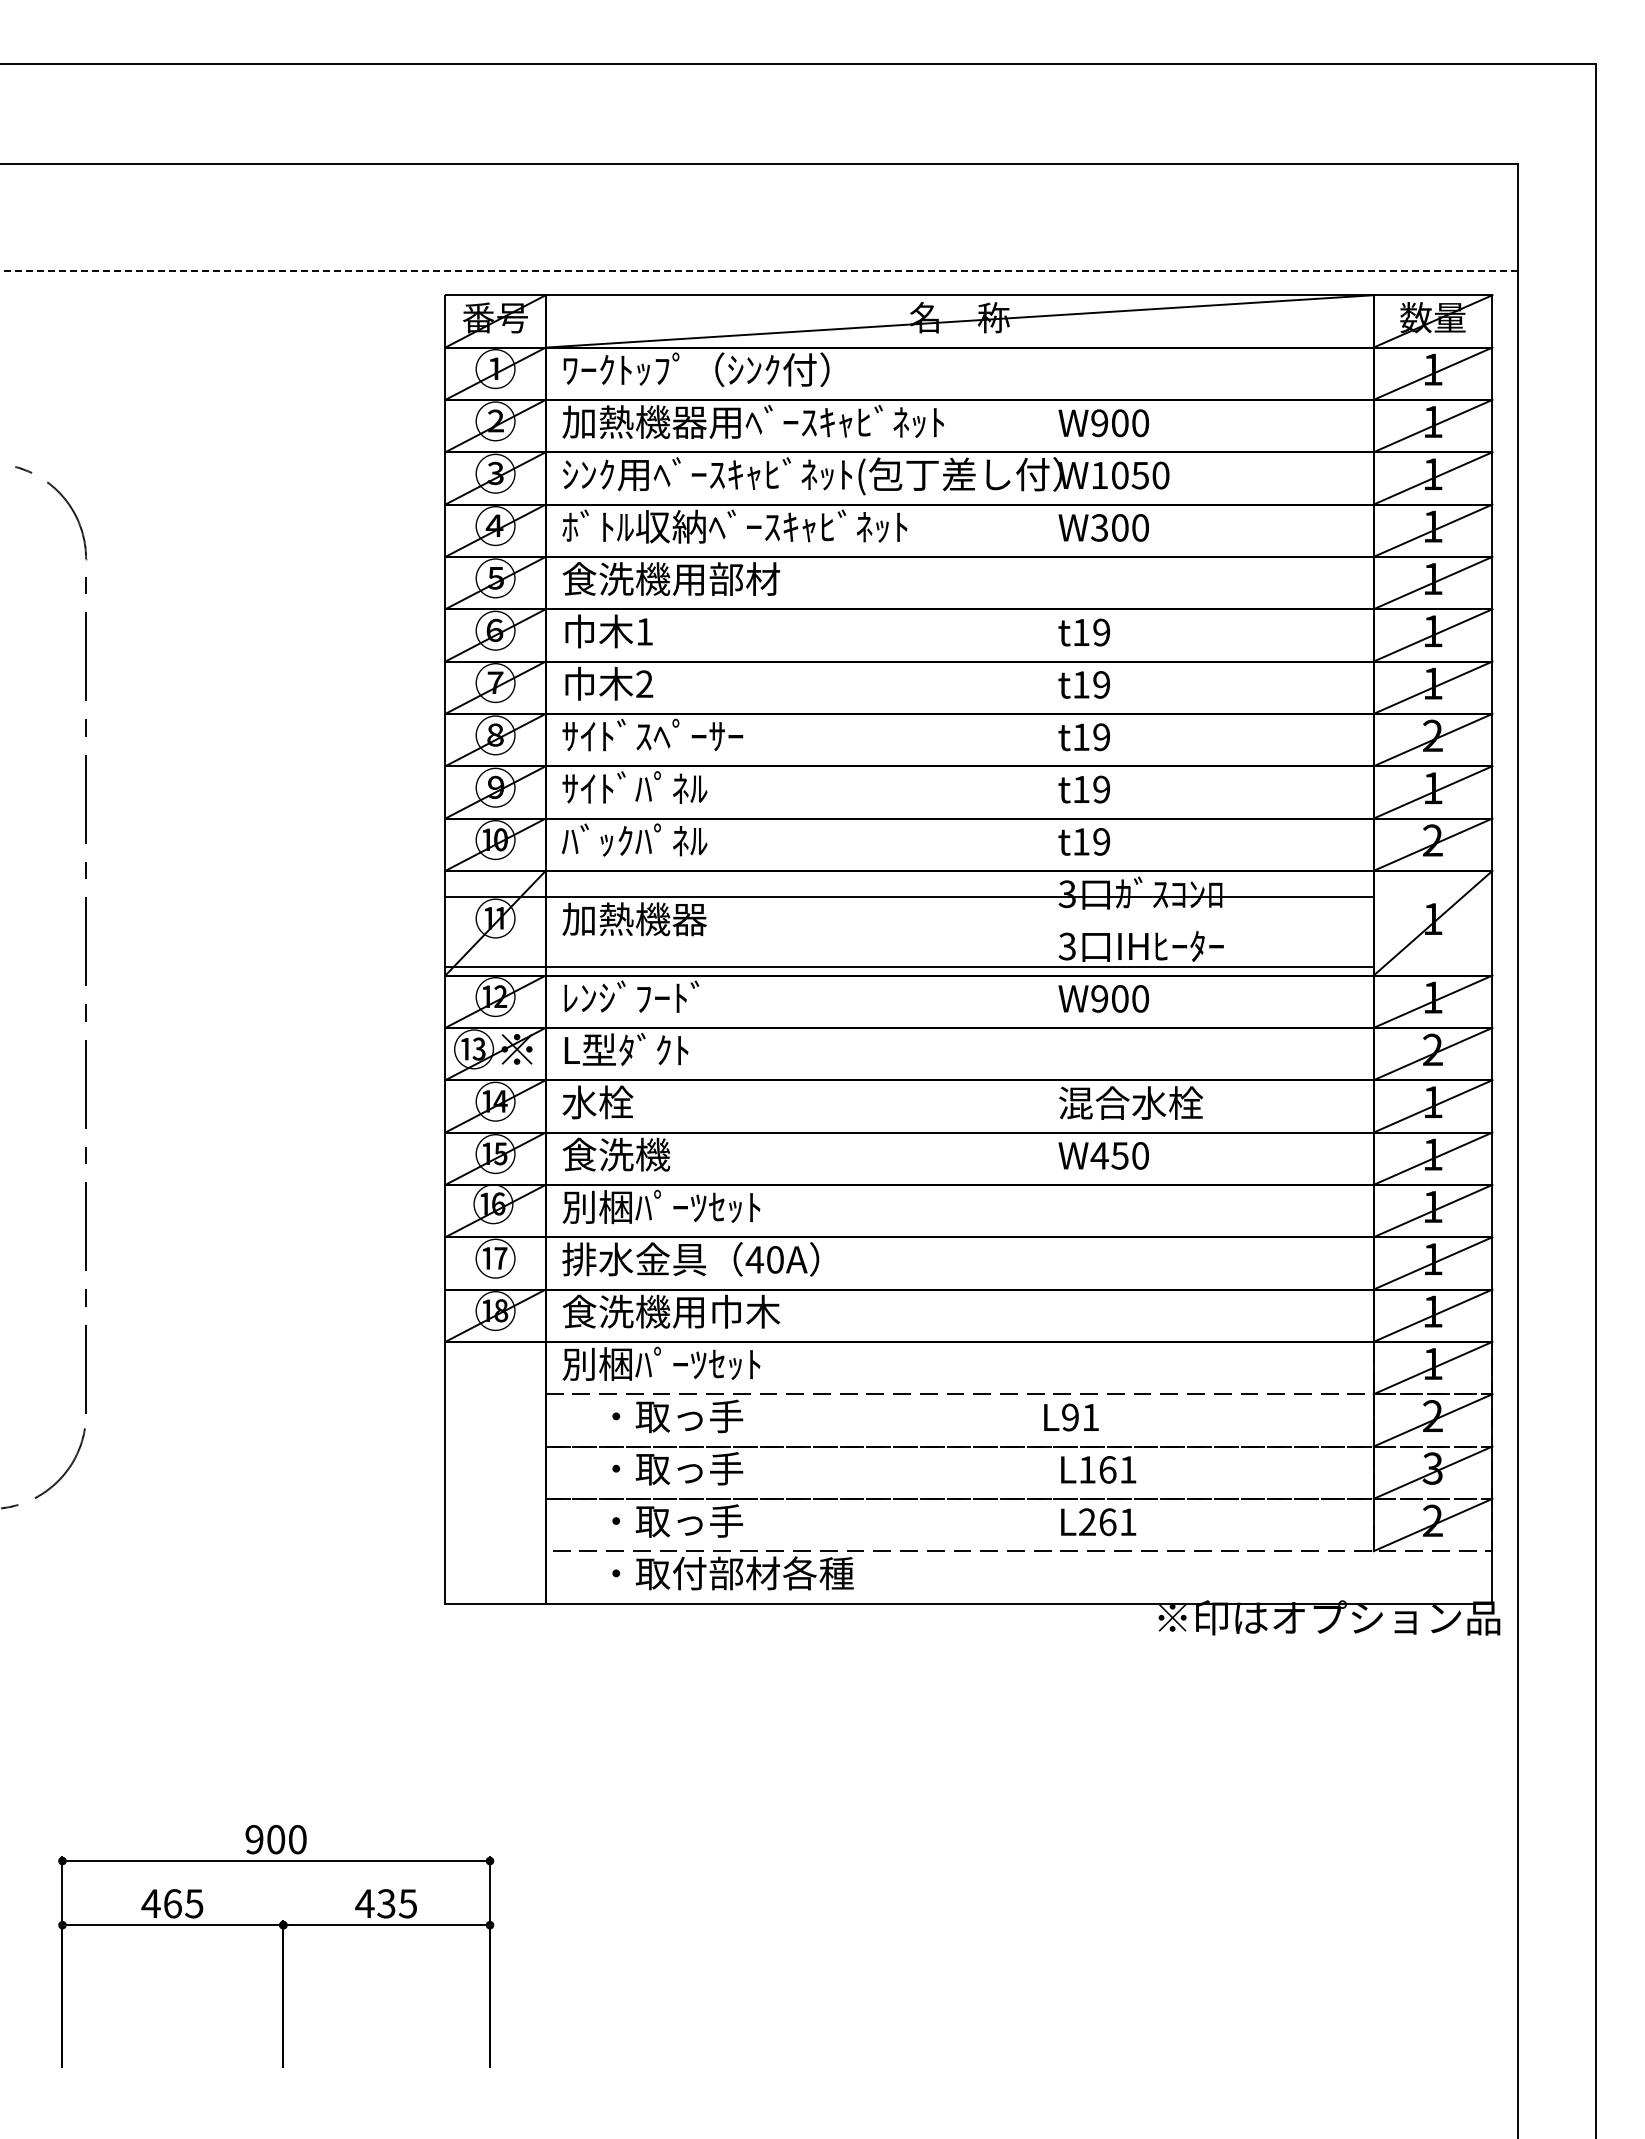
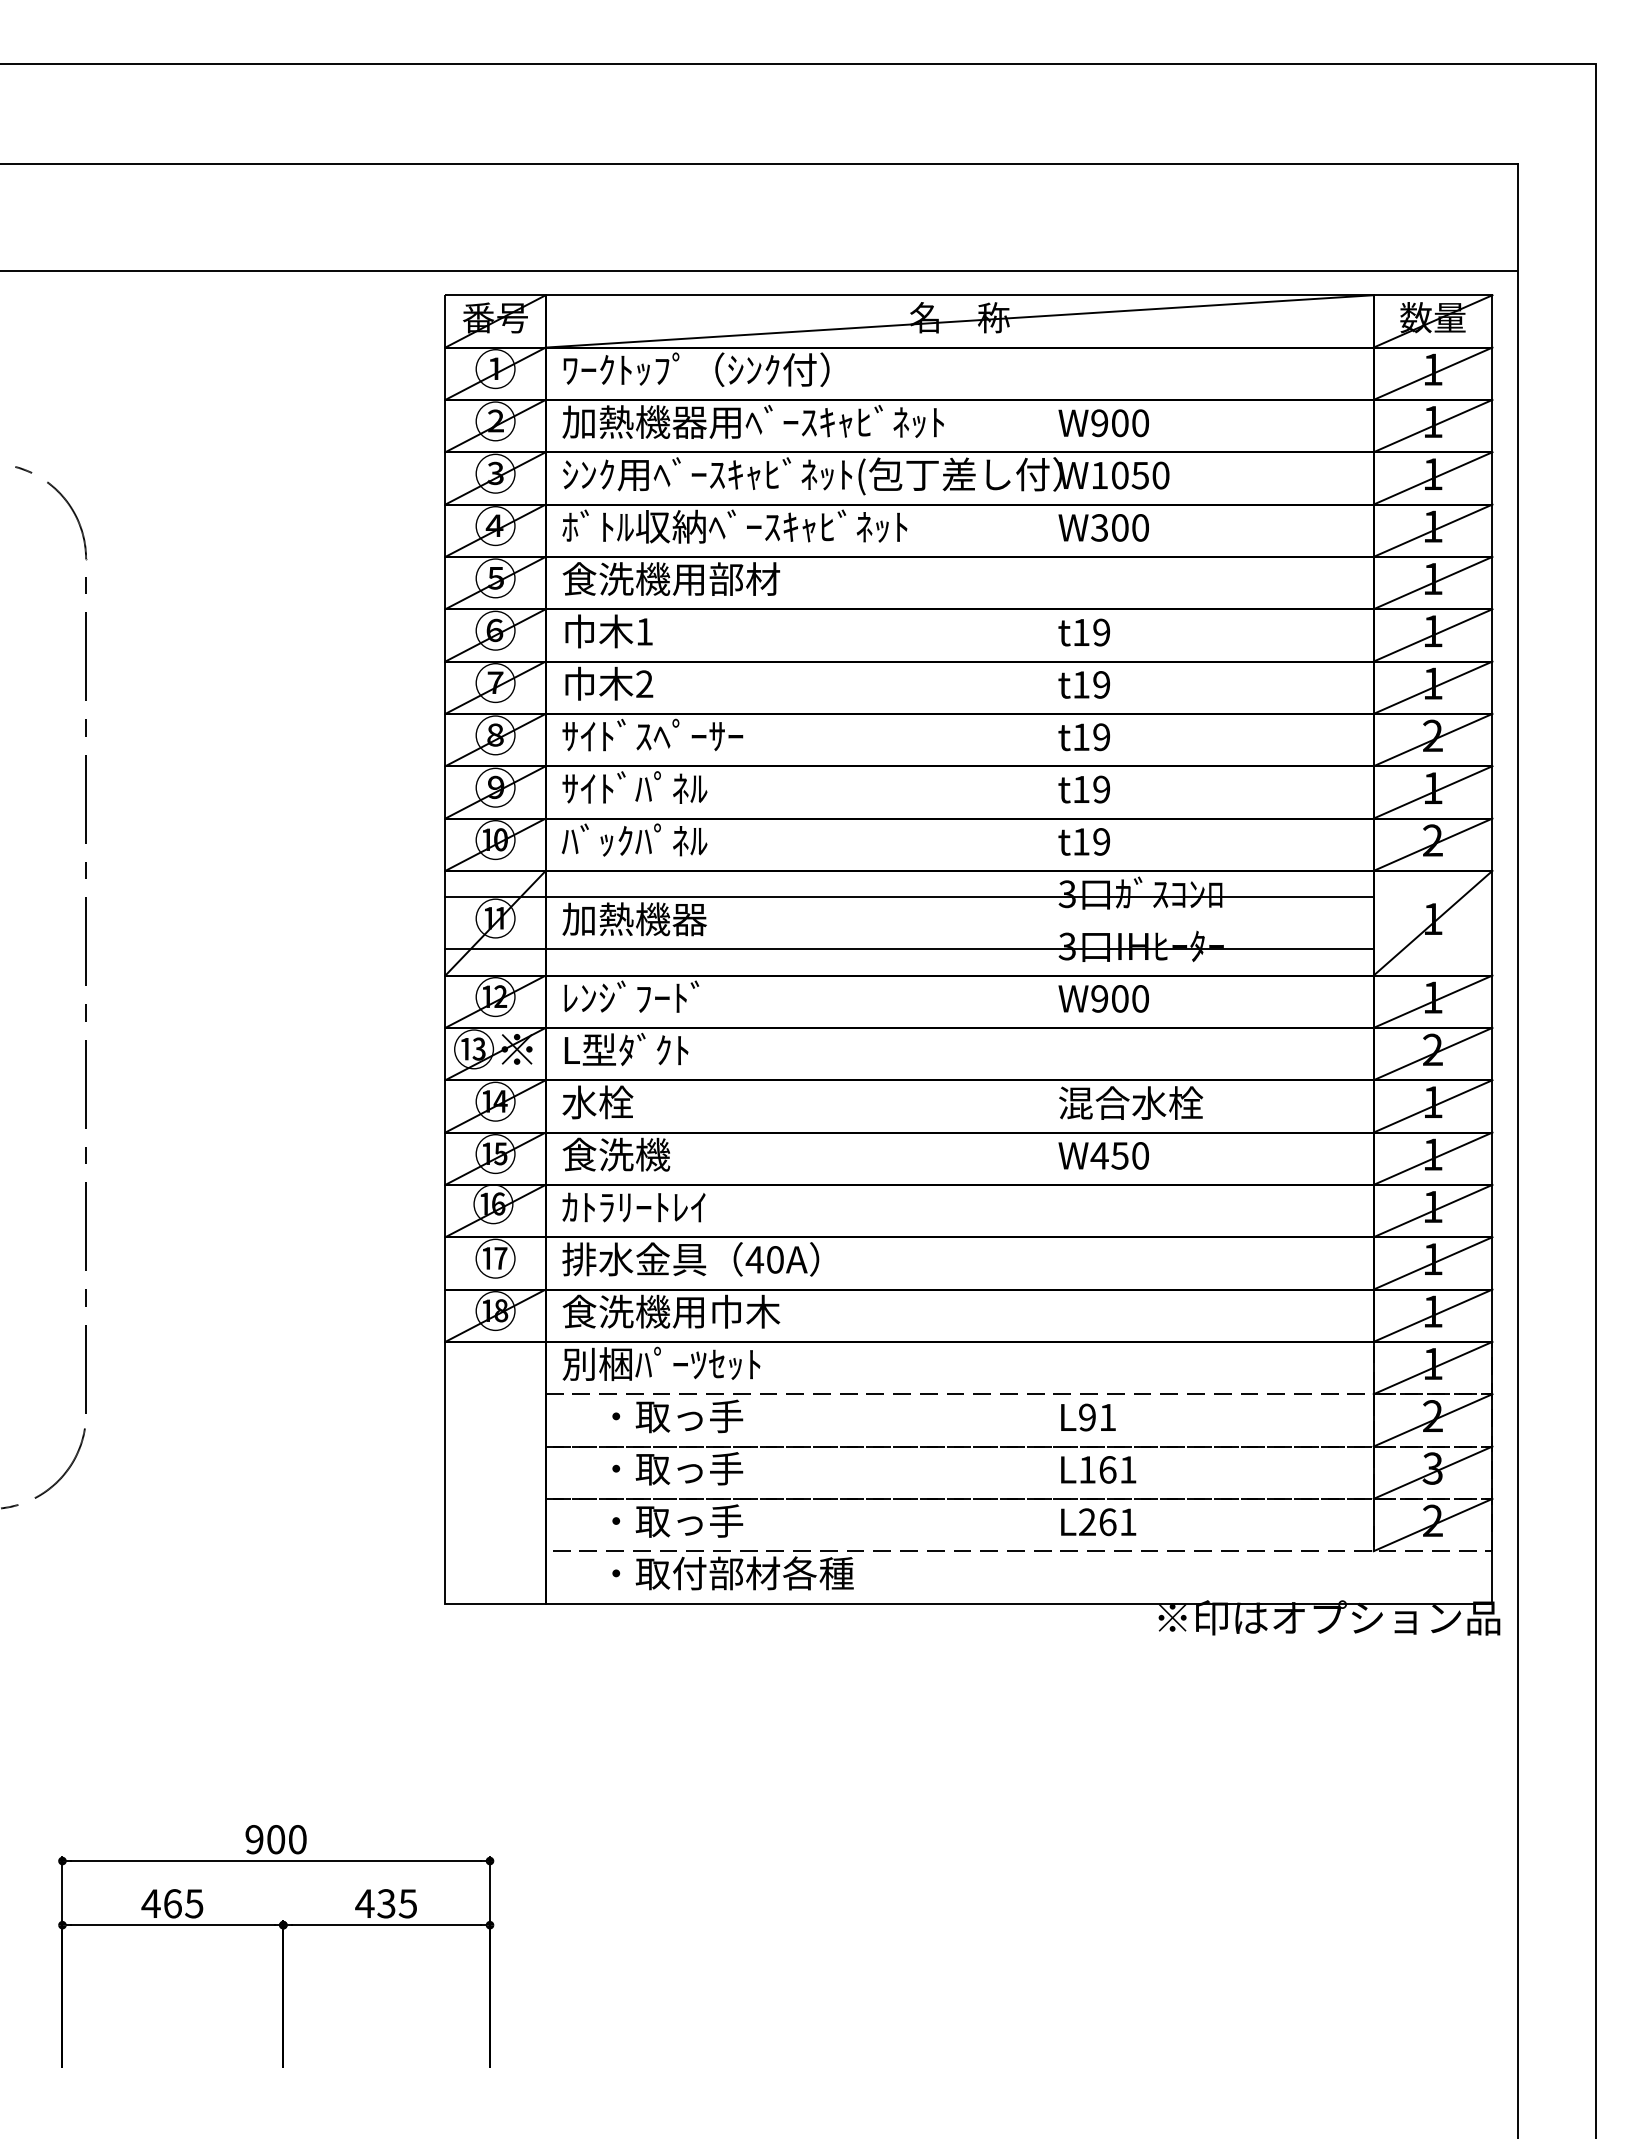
line: dashed -> solid (759, 271)
line position: (909, 967) -> (909, 949) (909, 949)
text: 別梱ﾊﾟｰﾂｾｯﾄ -> ｶﾄﾗﾘｰﾄﾚｲ (661, 1206)
text position: (1071, 1417) -> (1088, 1417) (1088, 1417)
